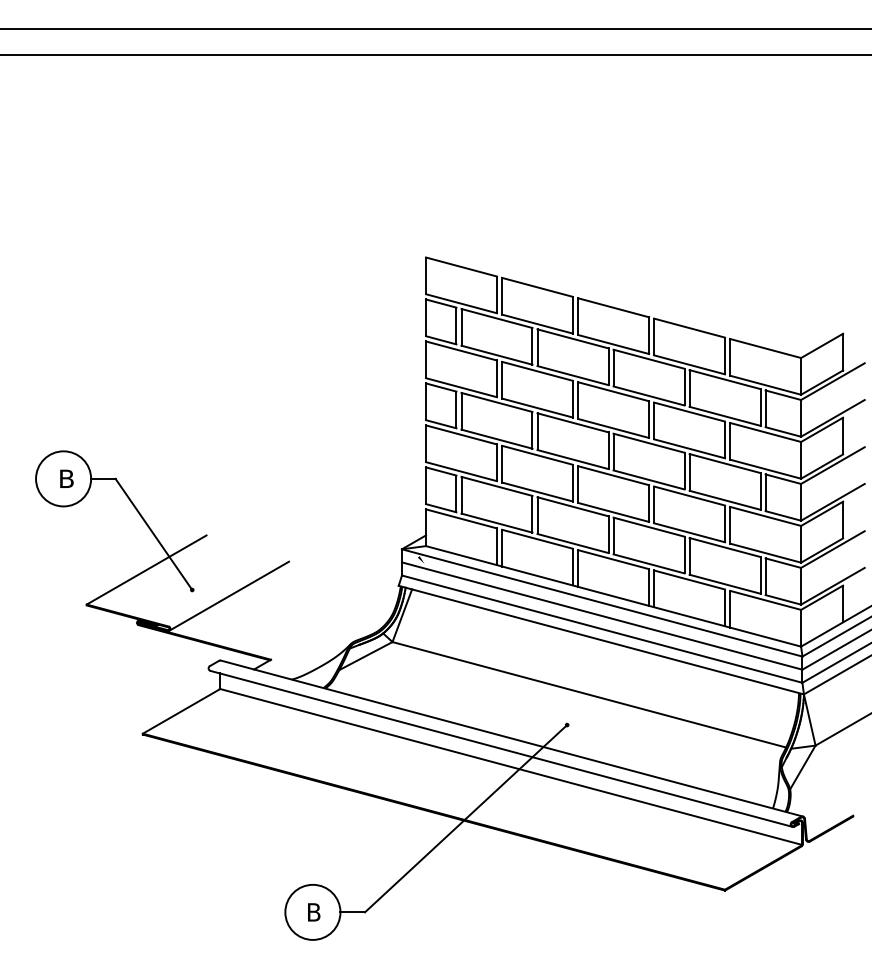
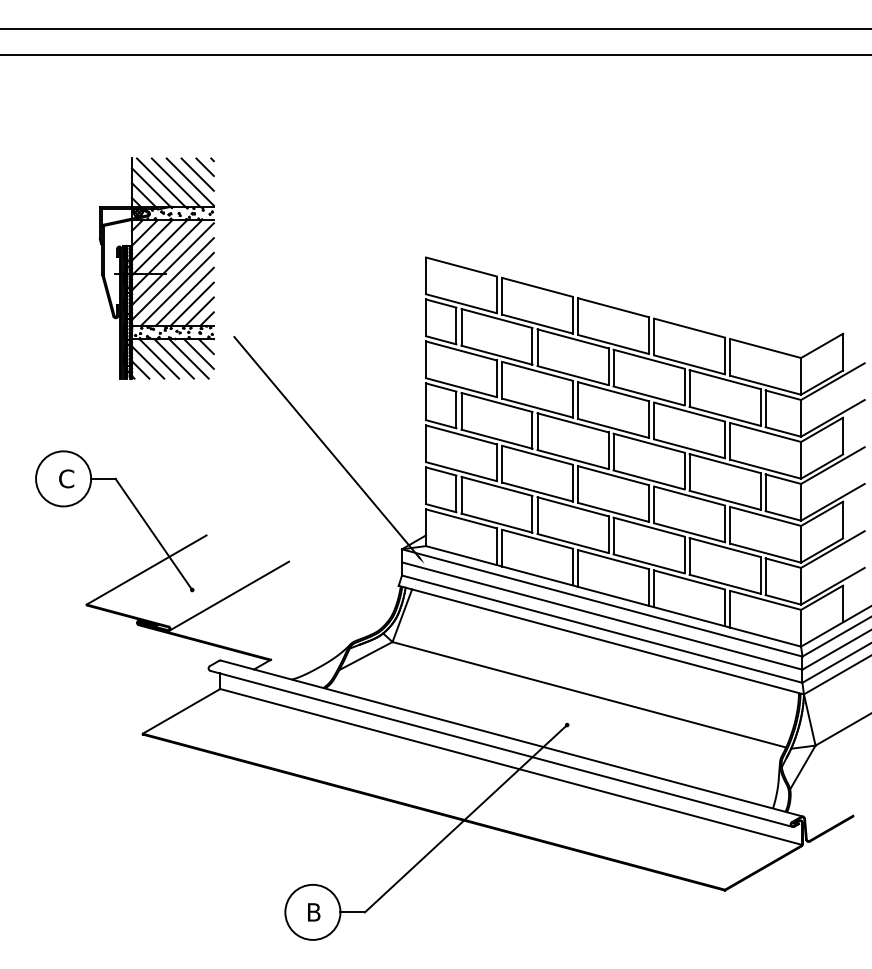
part: none -> present (156, 268)
line: none -> present (326, 446)
text: B -> C (66, 478)
